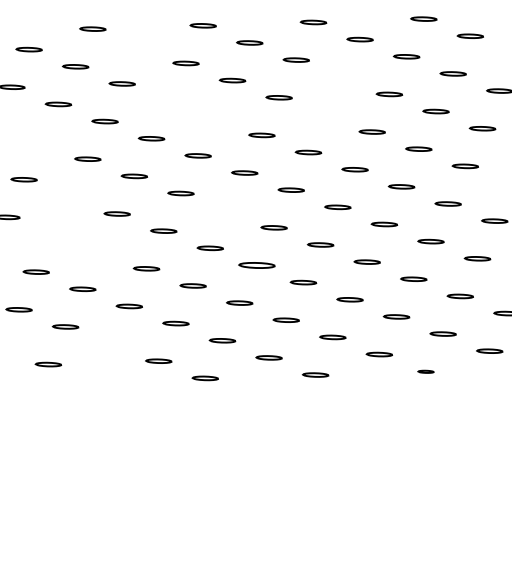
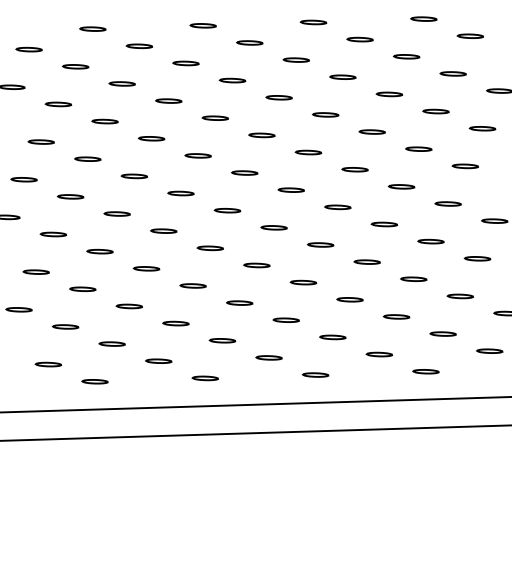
part: none -> present (138, 45)
part: none -> present (342, 76)
part: none -> present (168, 100)
part: none -> present (325, 114)
part: none -> present (214, 117)
part: none -> present (40, 141)
part: none -> present (70, 196)
part: none -> present (227, 210)
part: none -> present (53, 234)
part: none -> present (99, 251)
part size: 38x7 px -> 28x7 px (256, 265)
part: none -> present (111, 343)
part size: 18x5 px -> 28x6 px (425, 371)
part: none -> present (94, 381)
line: none -> present (255, 404)
line: none -> present (255, 432)
